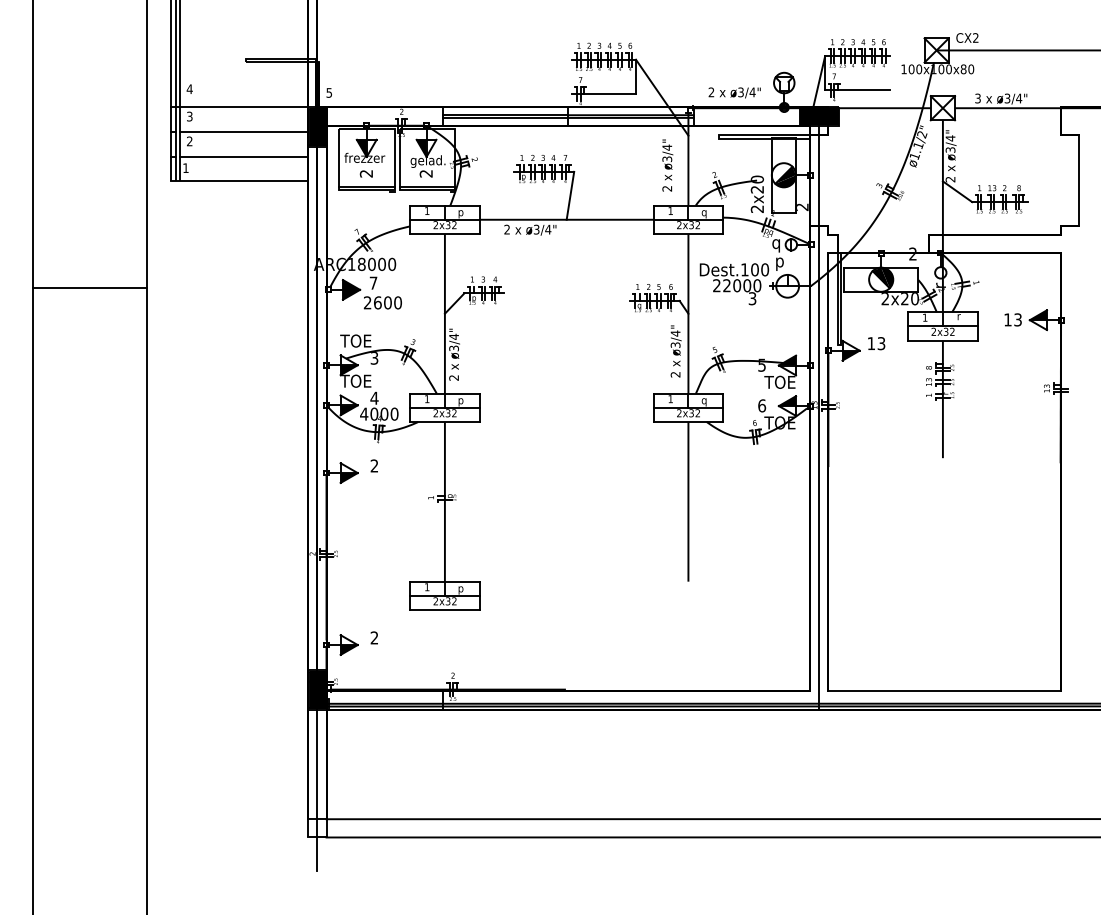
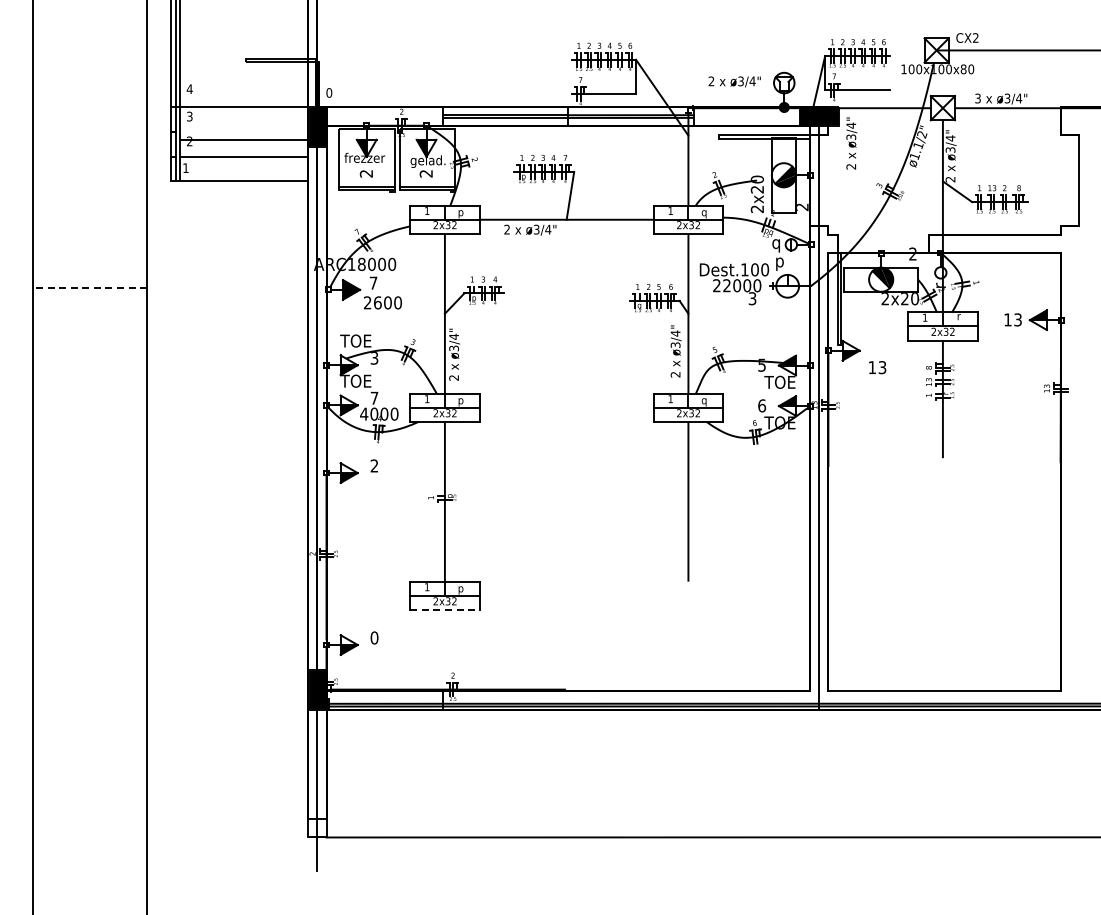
text: 5 -> 0 (329, 92)
text position: (734, 92) -> (734, 81) (734, 81)
line position: (243, 132) -> (243, 140) (243, 140)
text position: (667, 165) -> (851, 143) (851, 143)
line: solid -> dashed (89, 287)
text position: (876, 343) -> (877, 367) (877, 367)
text: 4 -> 7 (374, 397)
line: solid -> dashed (444, 610)
text: 2 -> 0 (374, 637)
line: present -> none (711, 819)
